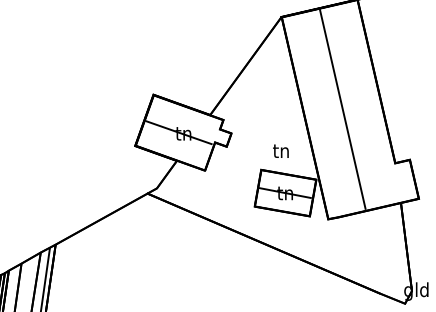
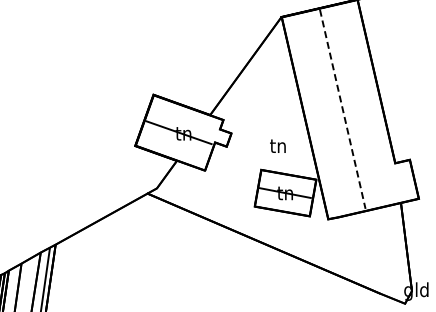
line: solid -> dashed (342, 109)
text position: (280, 150) -> (277, 145) (277, 145)
